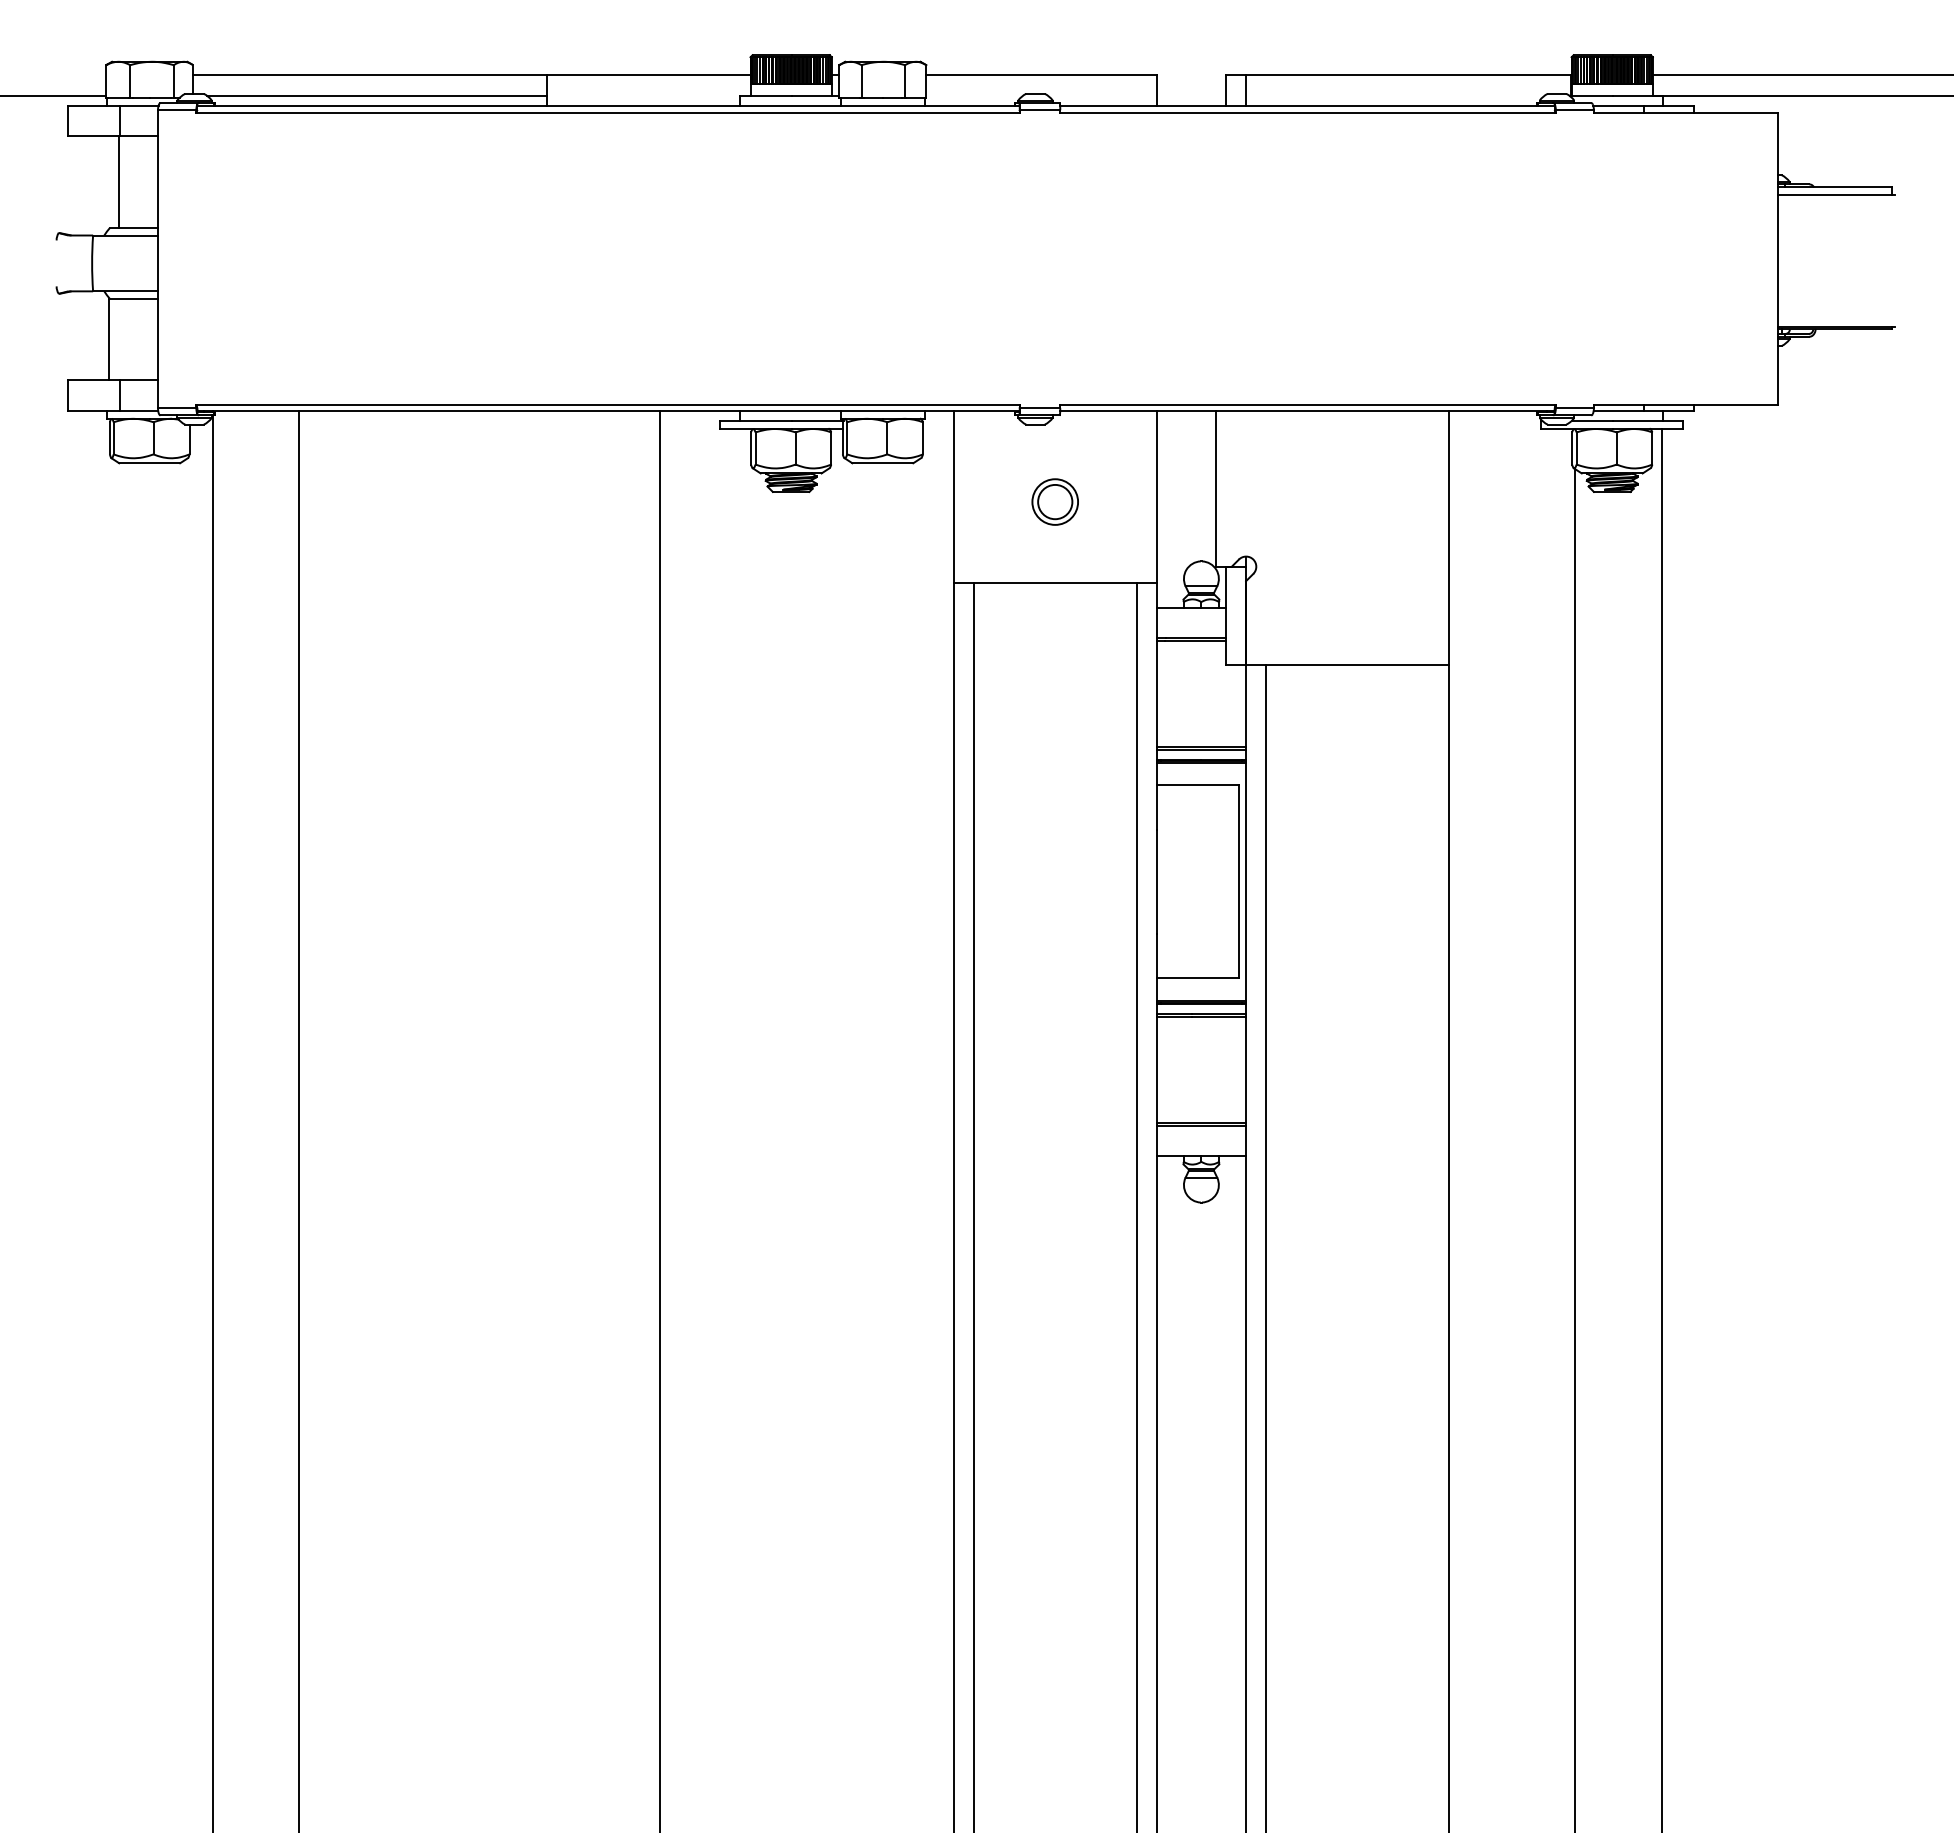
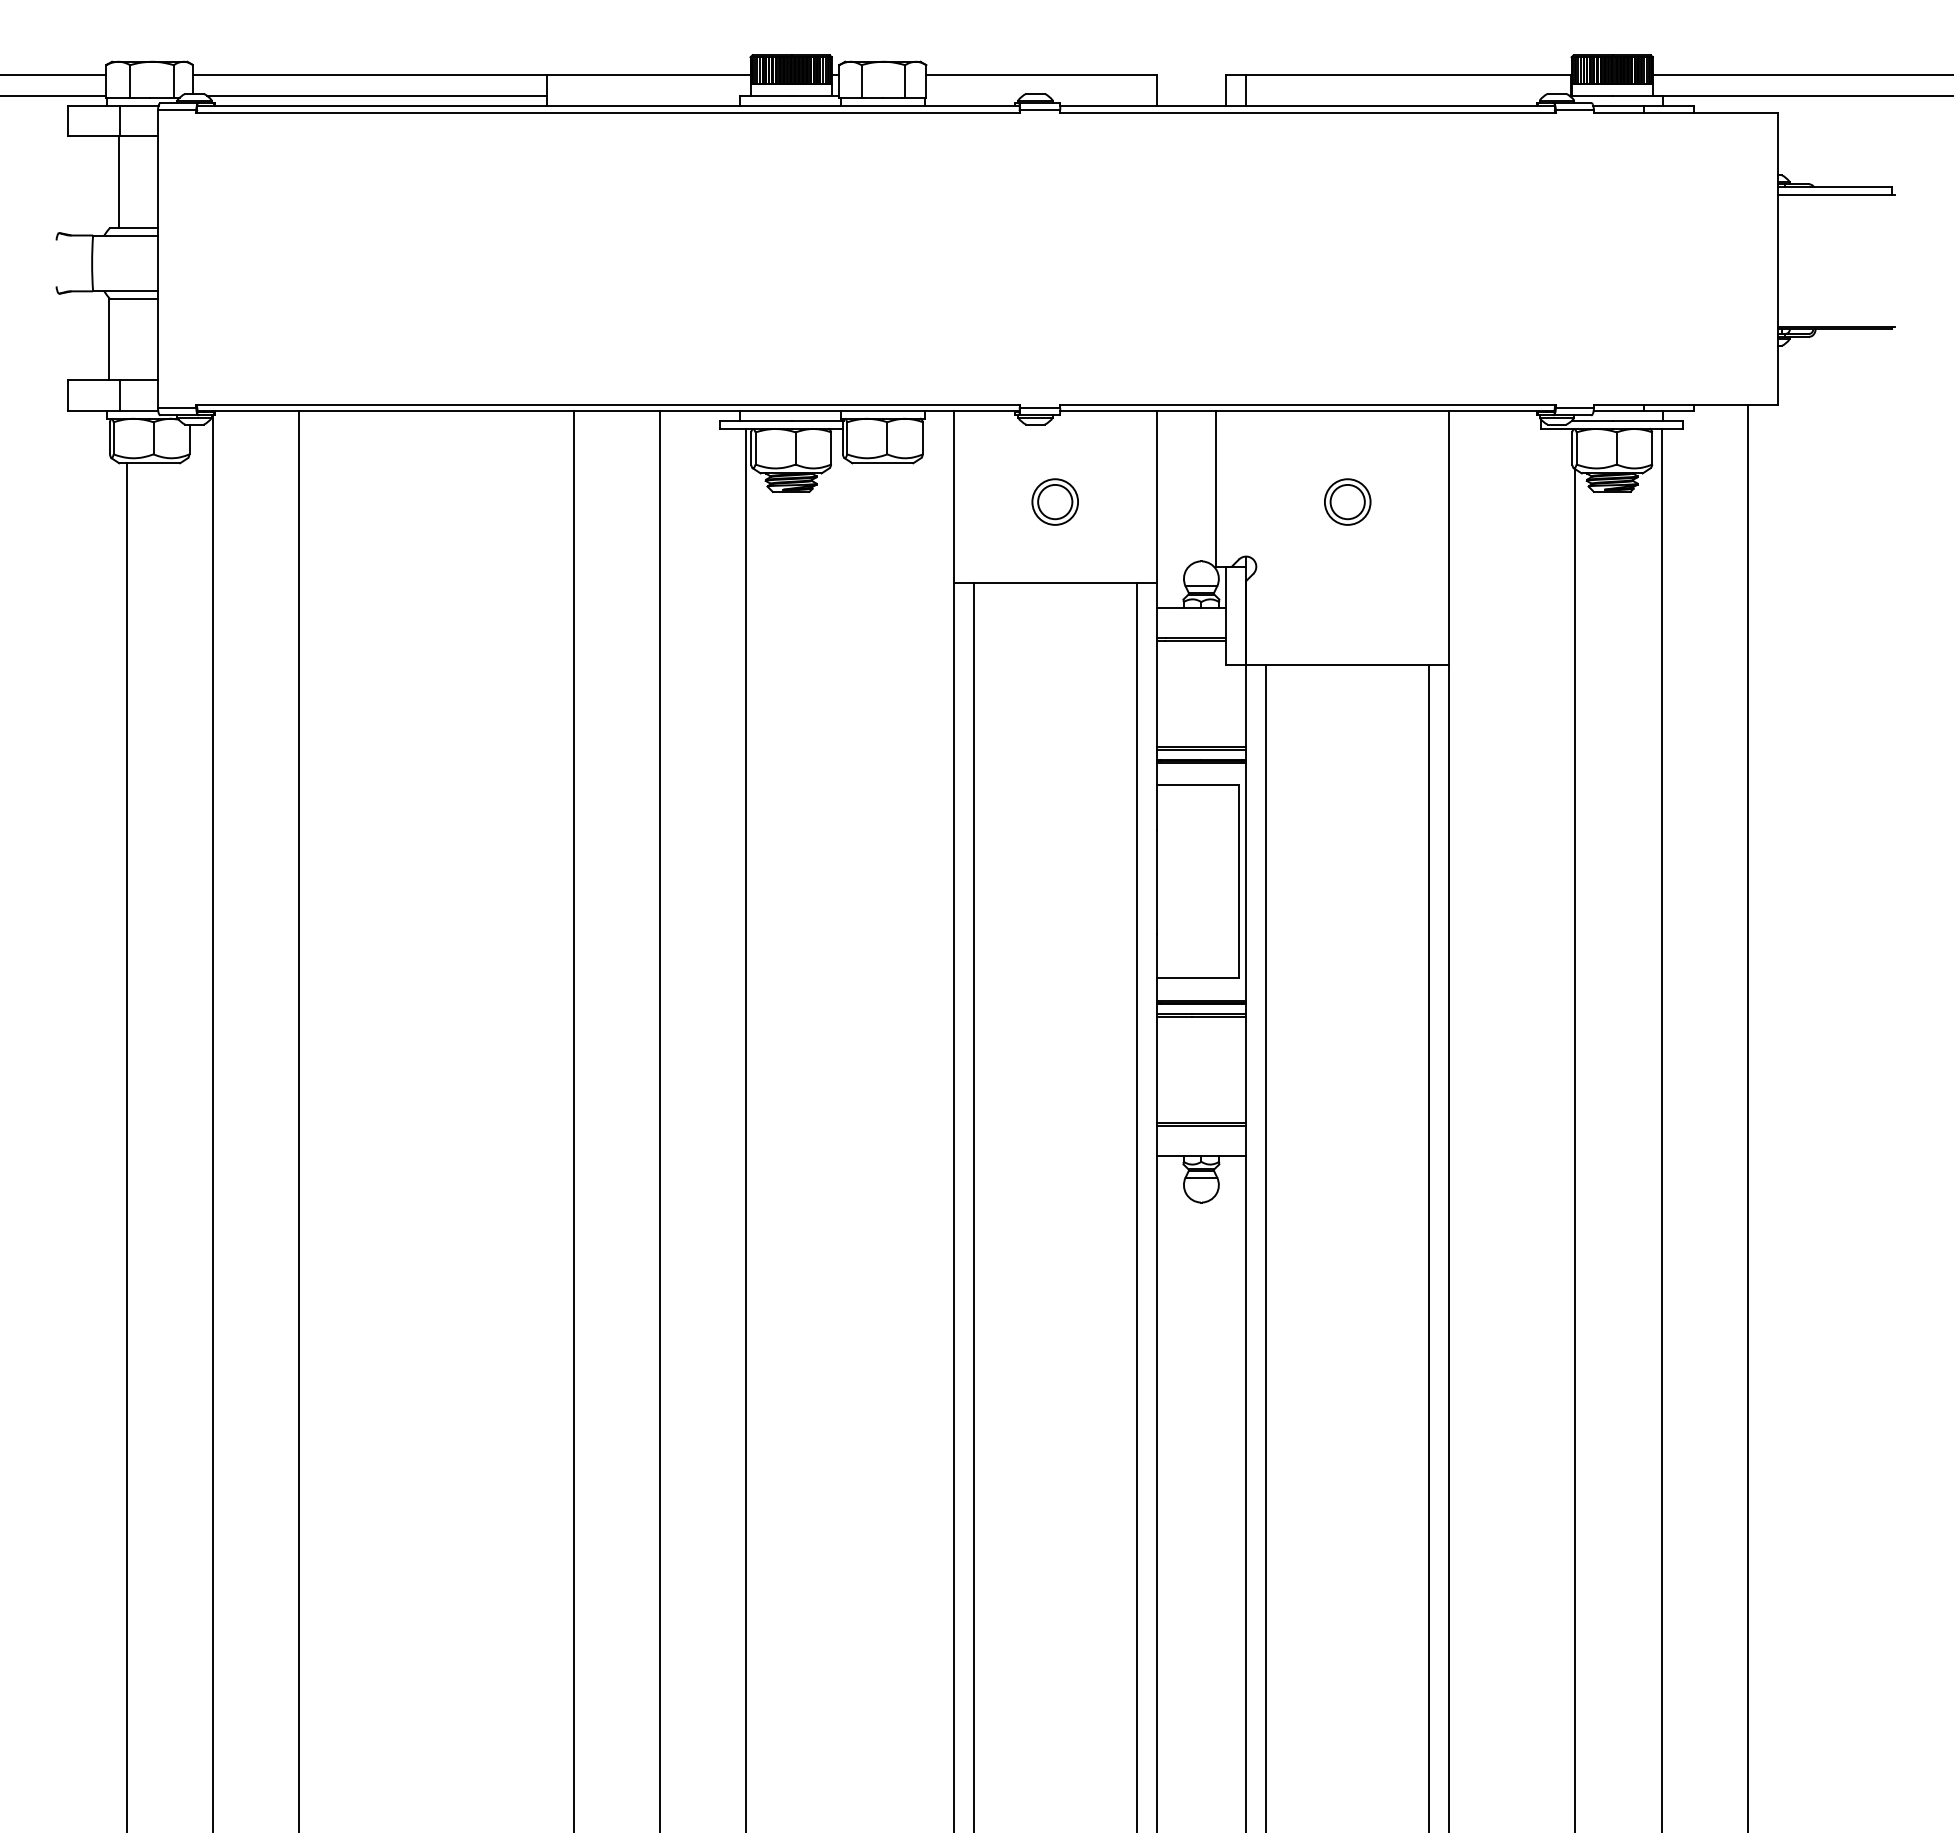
line: none -> present (54, 75)
part: none -> present (1347, 501)
line: none -> present (1747, 1117)
line: none -> present (573, 1119)
line: none -> present (746, 1128)
line: none -> present (127, 1146)
line: none -> present (1428, 1246)
